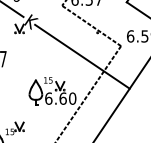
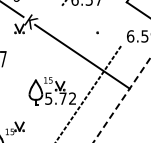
line: present -> none (91, 25)
text: 6.60 -> 5.72 (60, 98)
line: solid -> dashed (122, 100)
